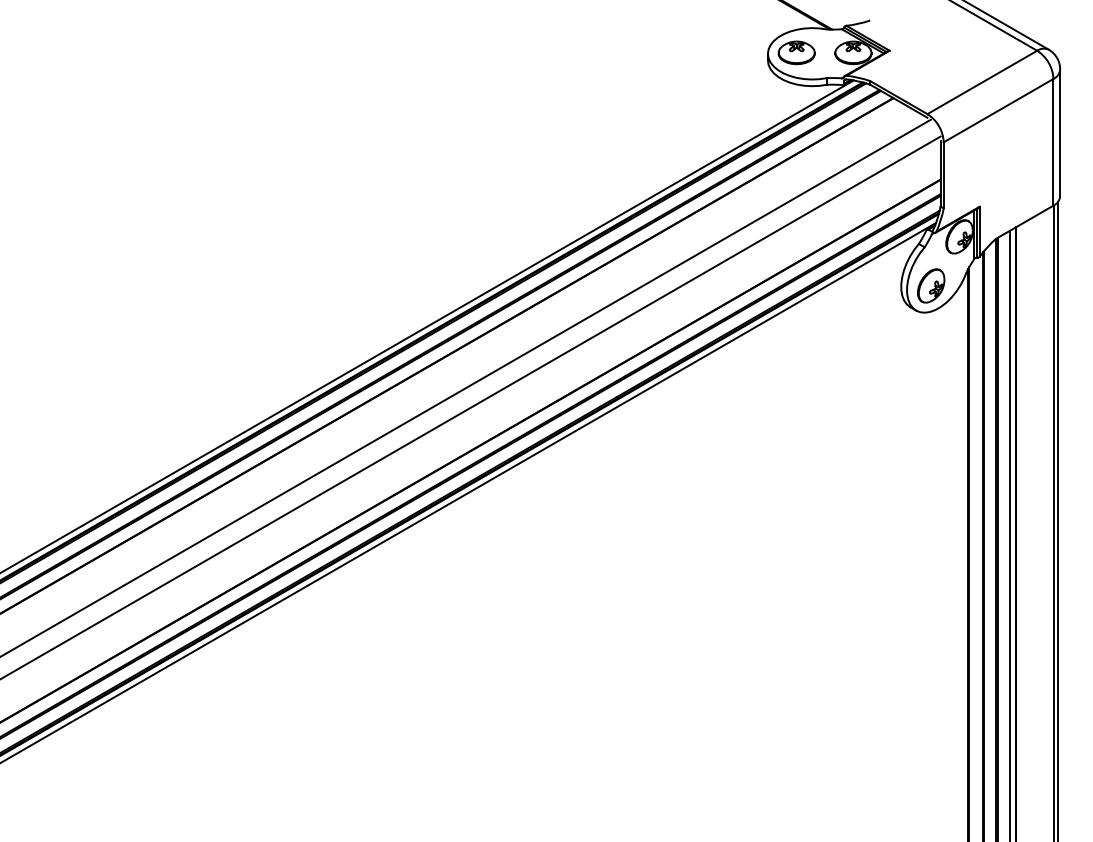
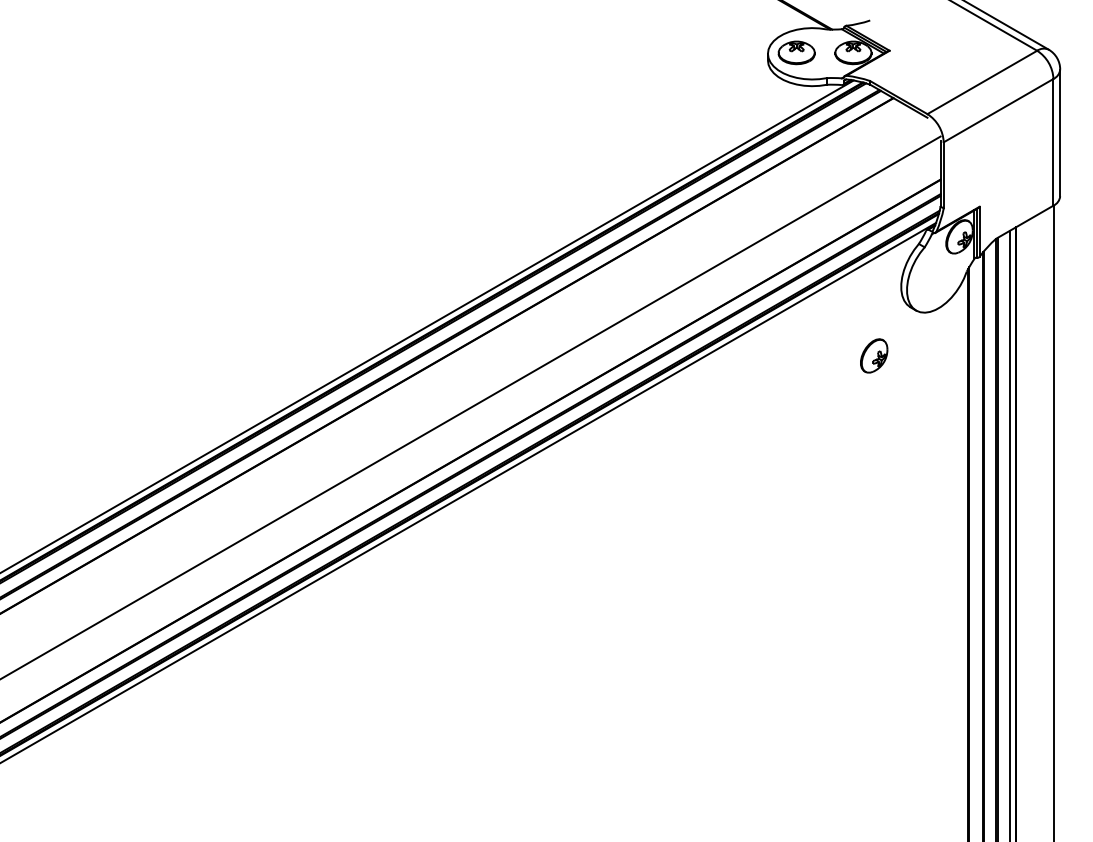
part position: (931, 285) -> (874, 355) (874, 355)
line: present -> none (466, 387)
line: present -> none (1057, 520)
